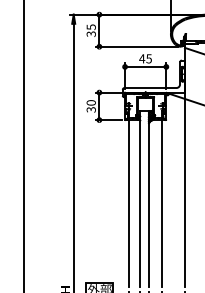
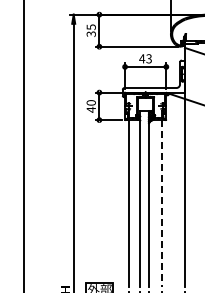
text: 45 -> 43 (148, 58)
text: 30 -> 40 (90, 109)
line: solid -> dashed (162, 203)
